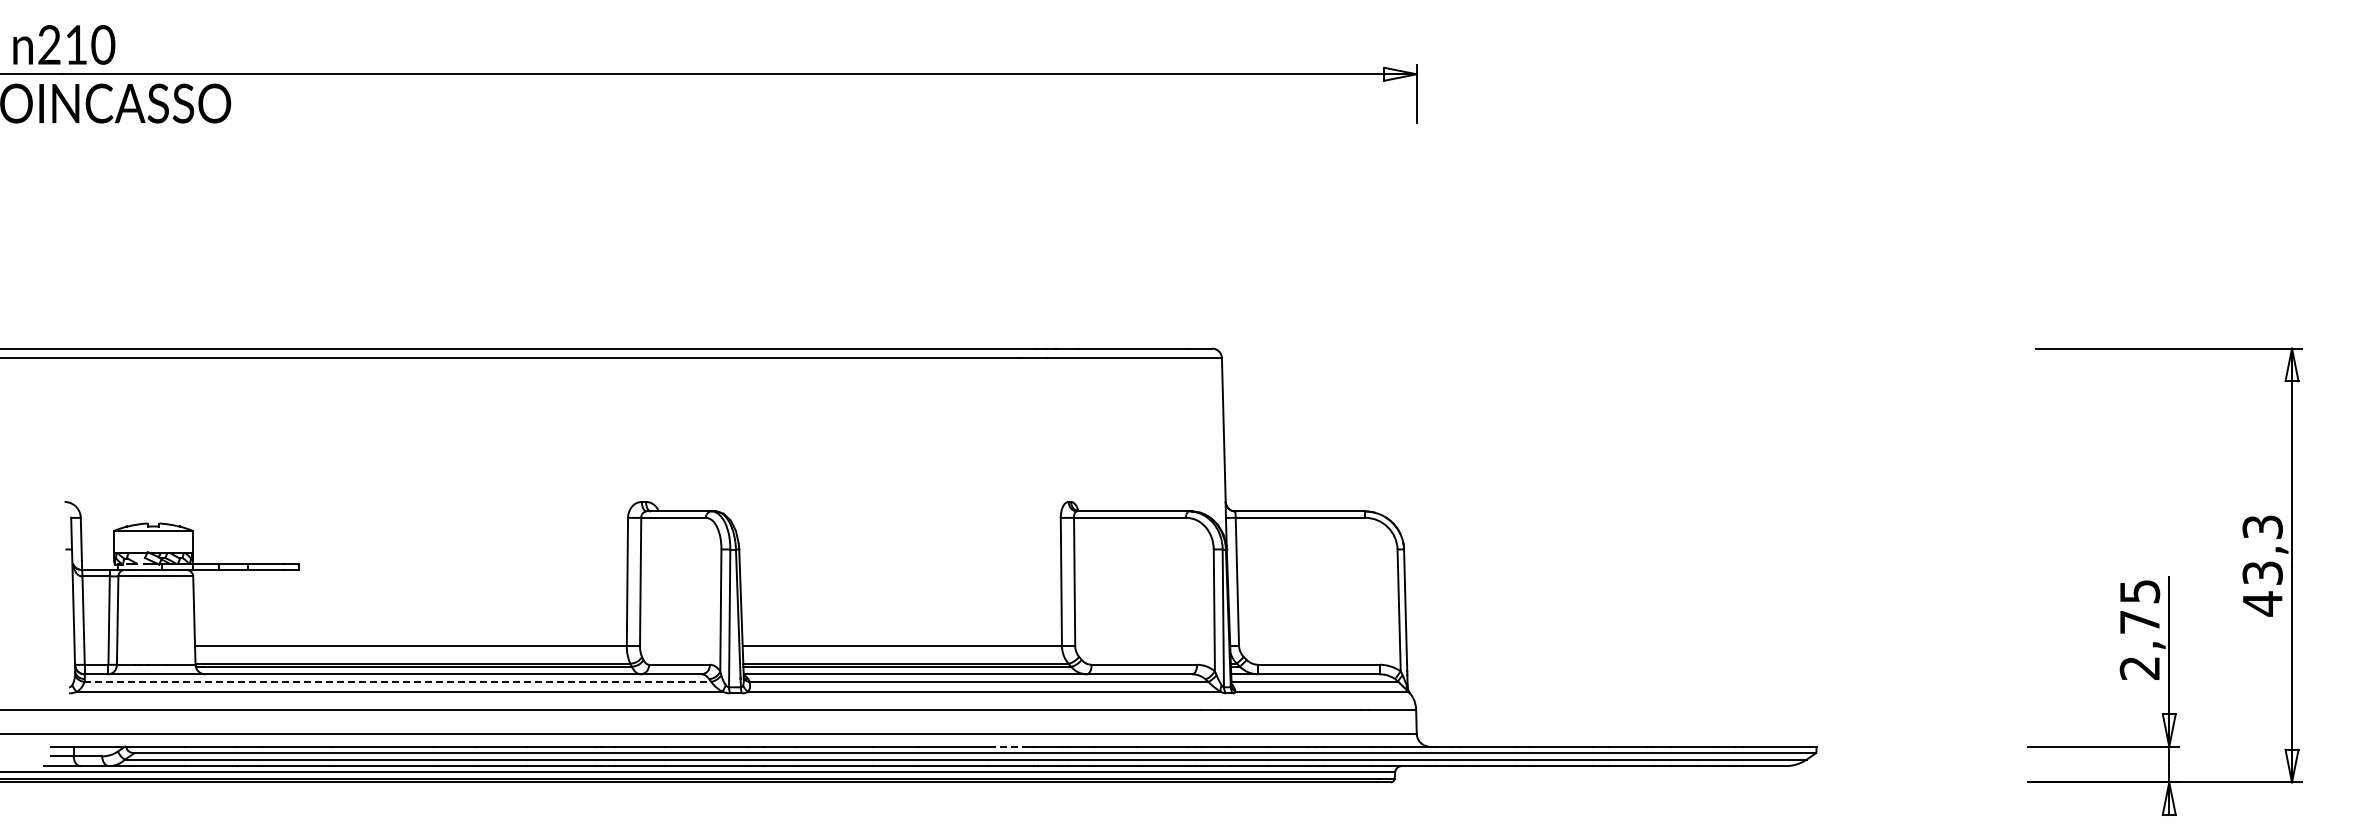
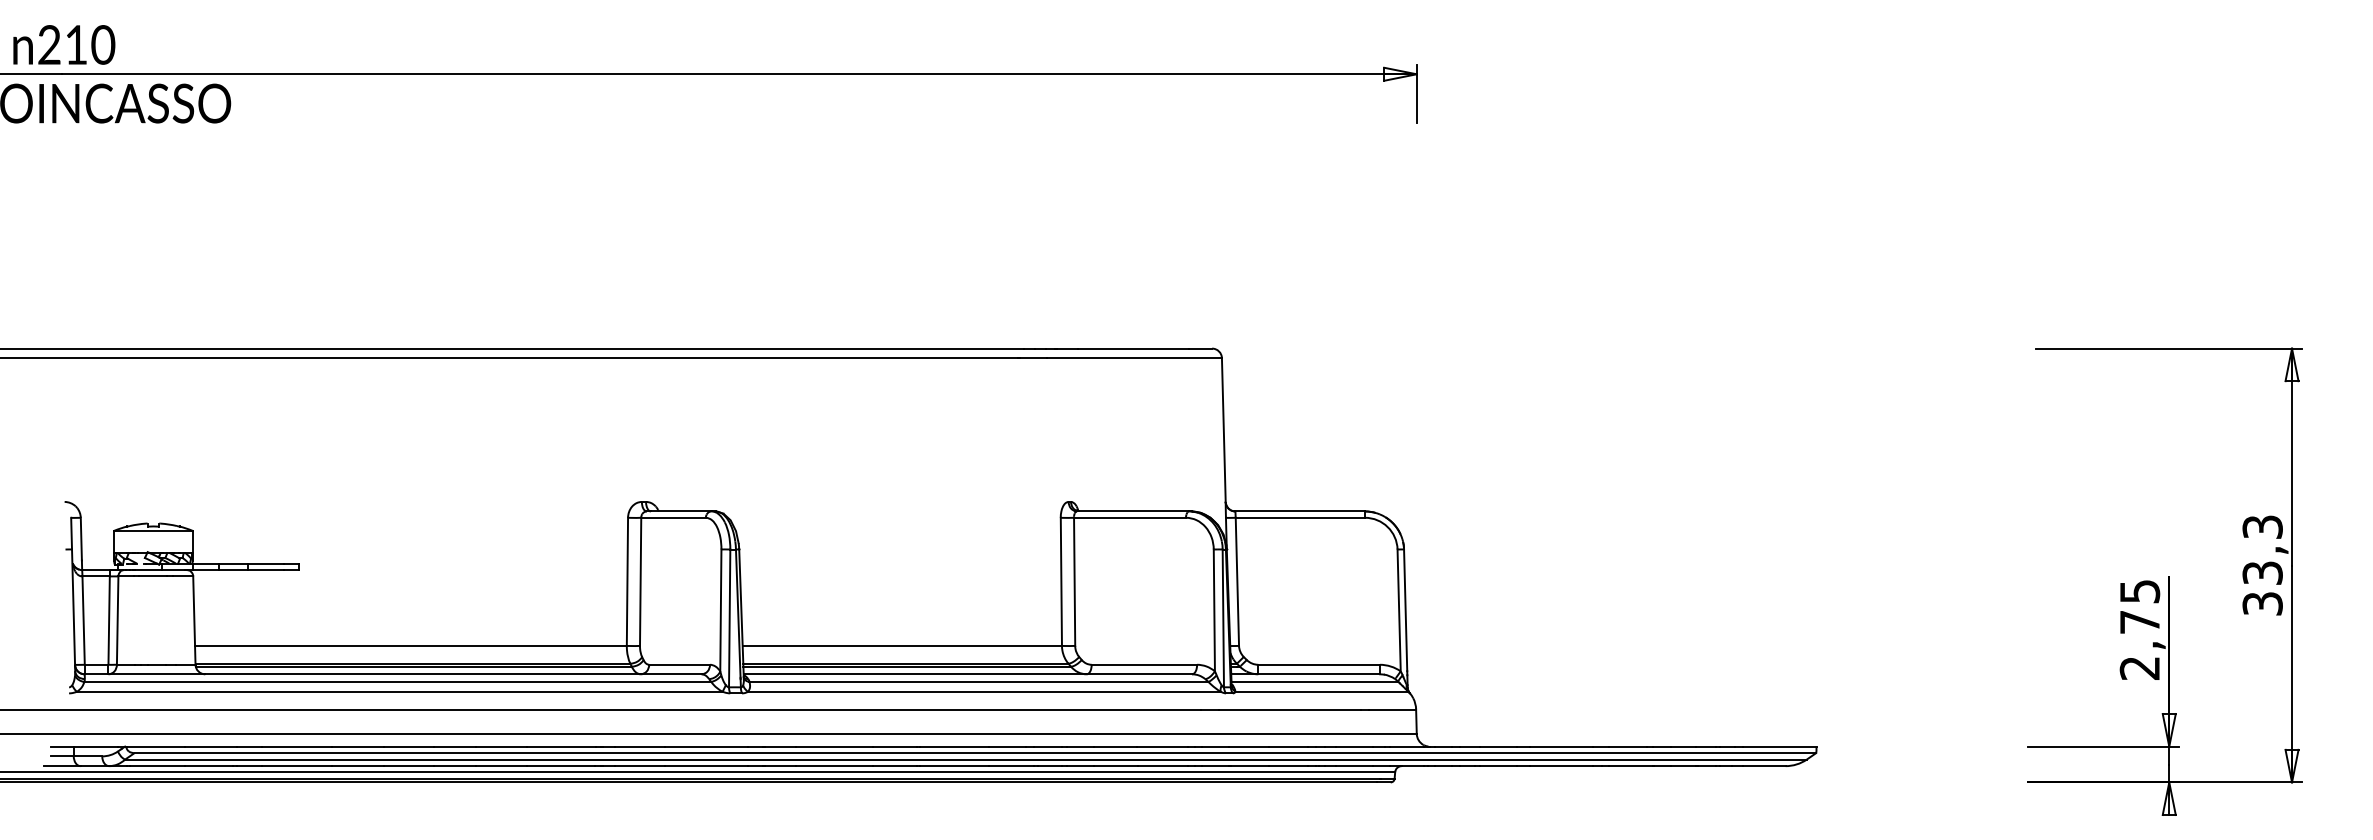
text: 43,3 -> 33,3 (2262, 603)
line: dashed -> solid (398, 681)
line: dashed -> solid (1007, 746)
